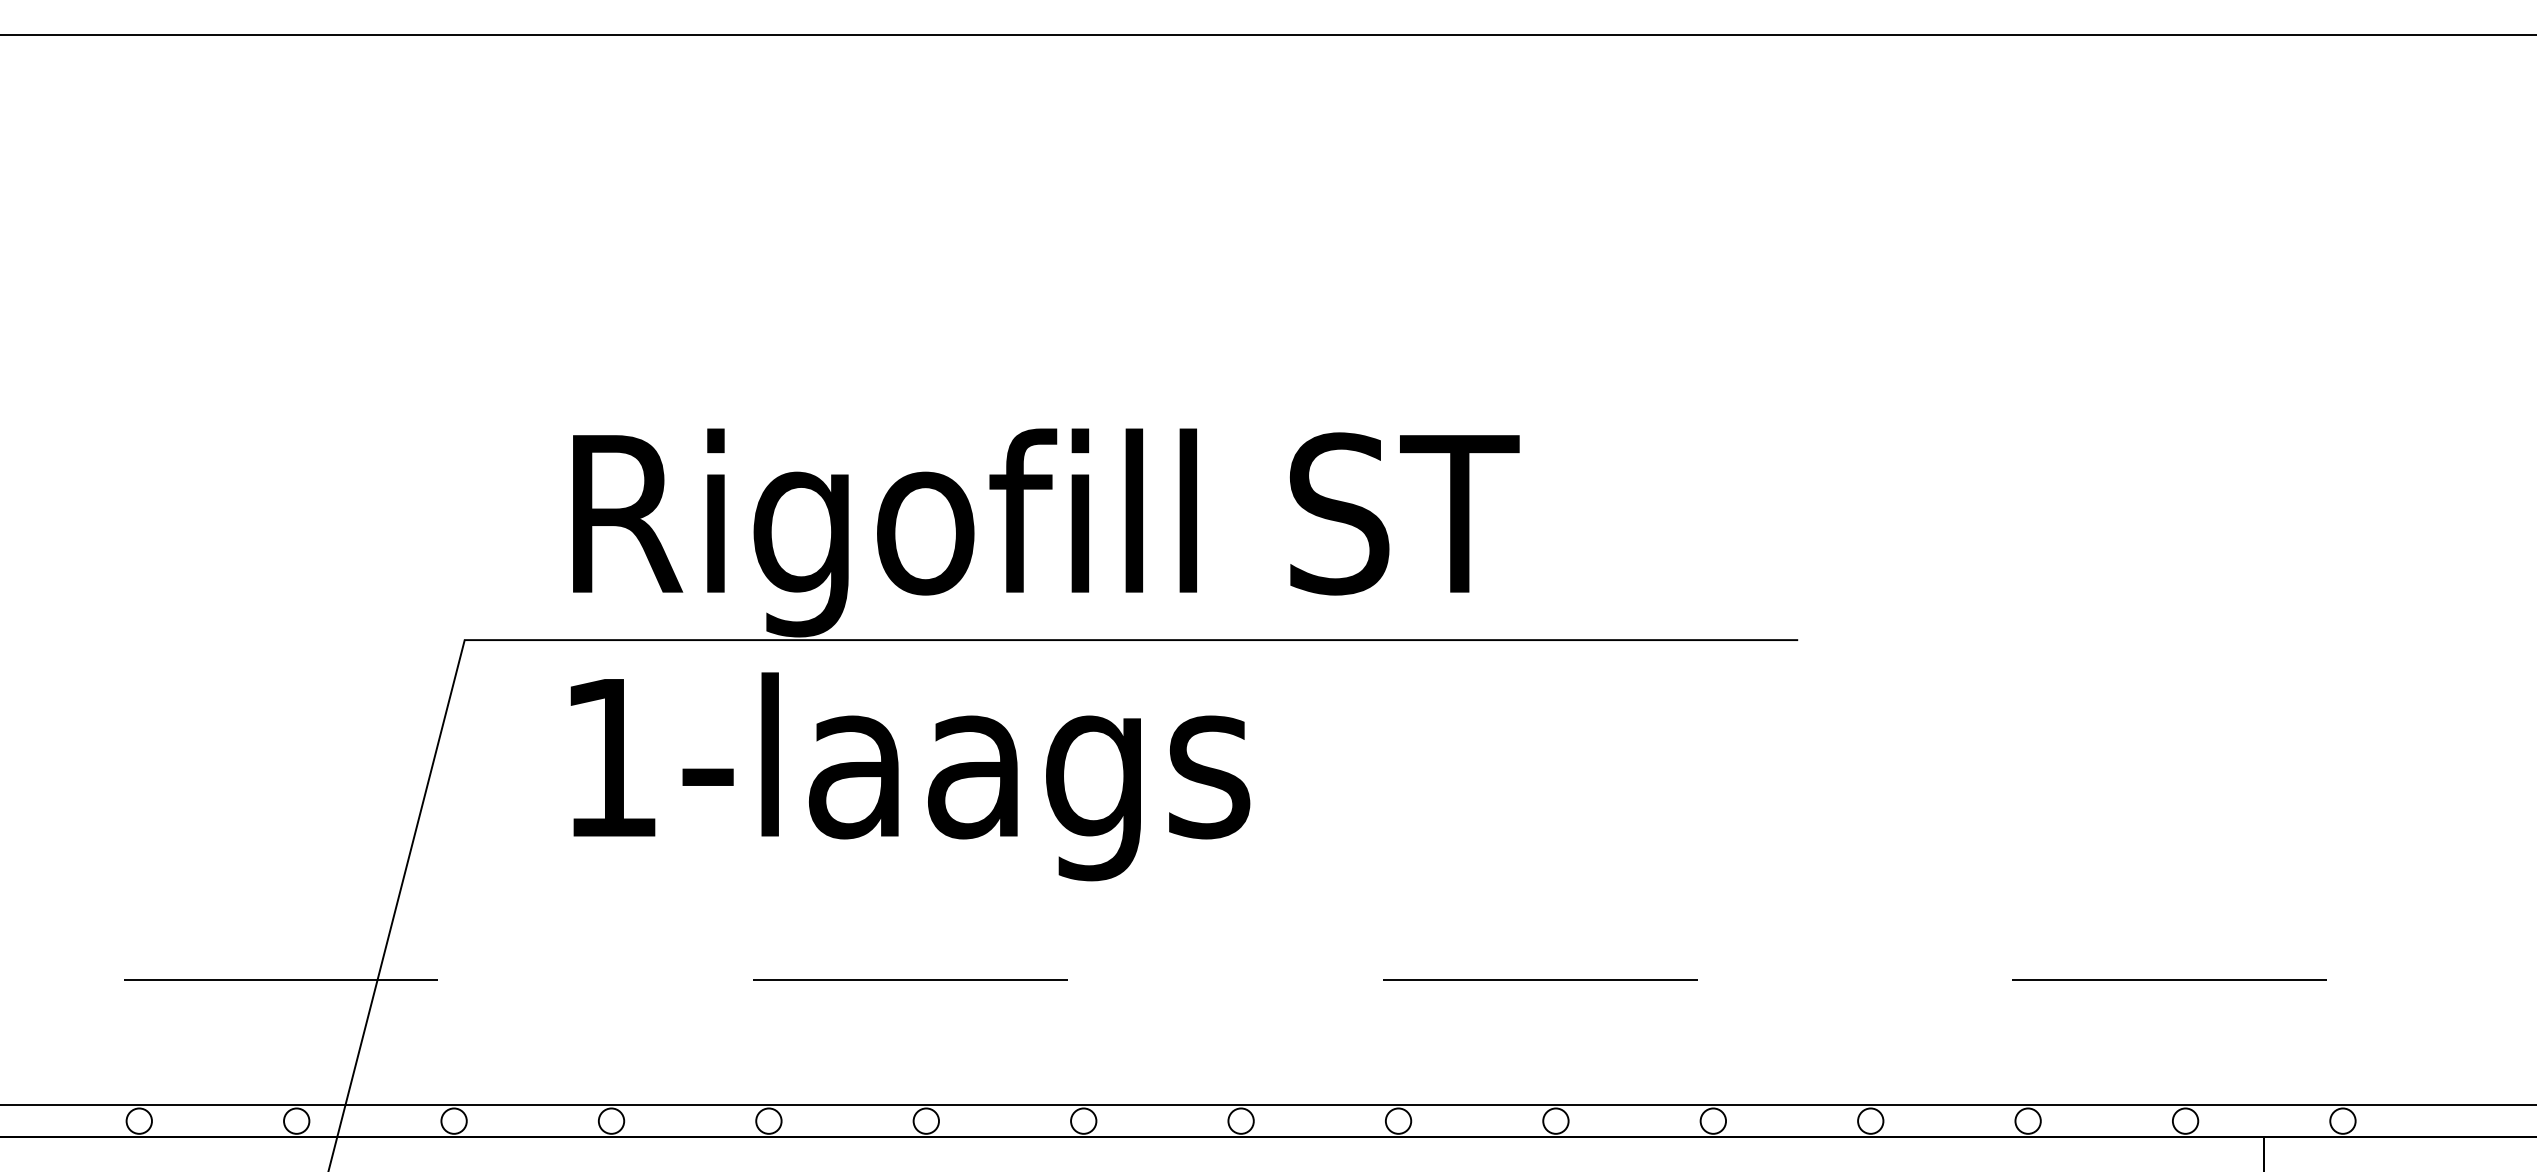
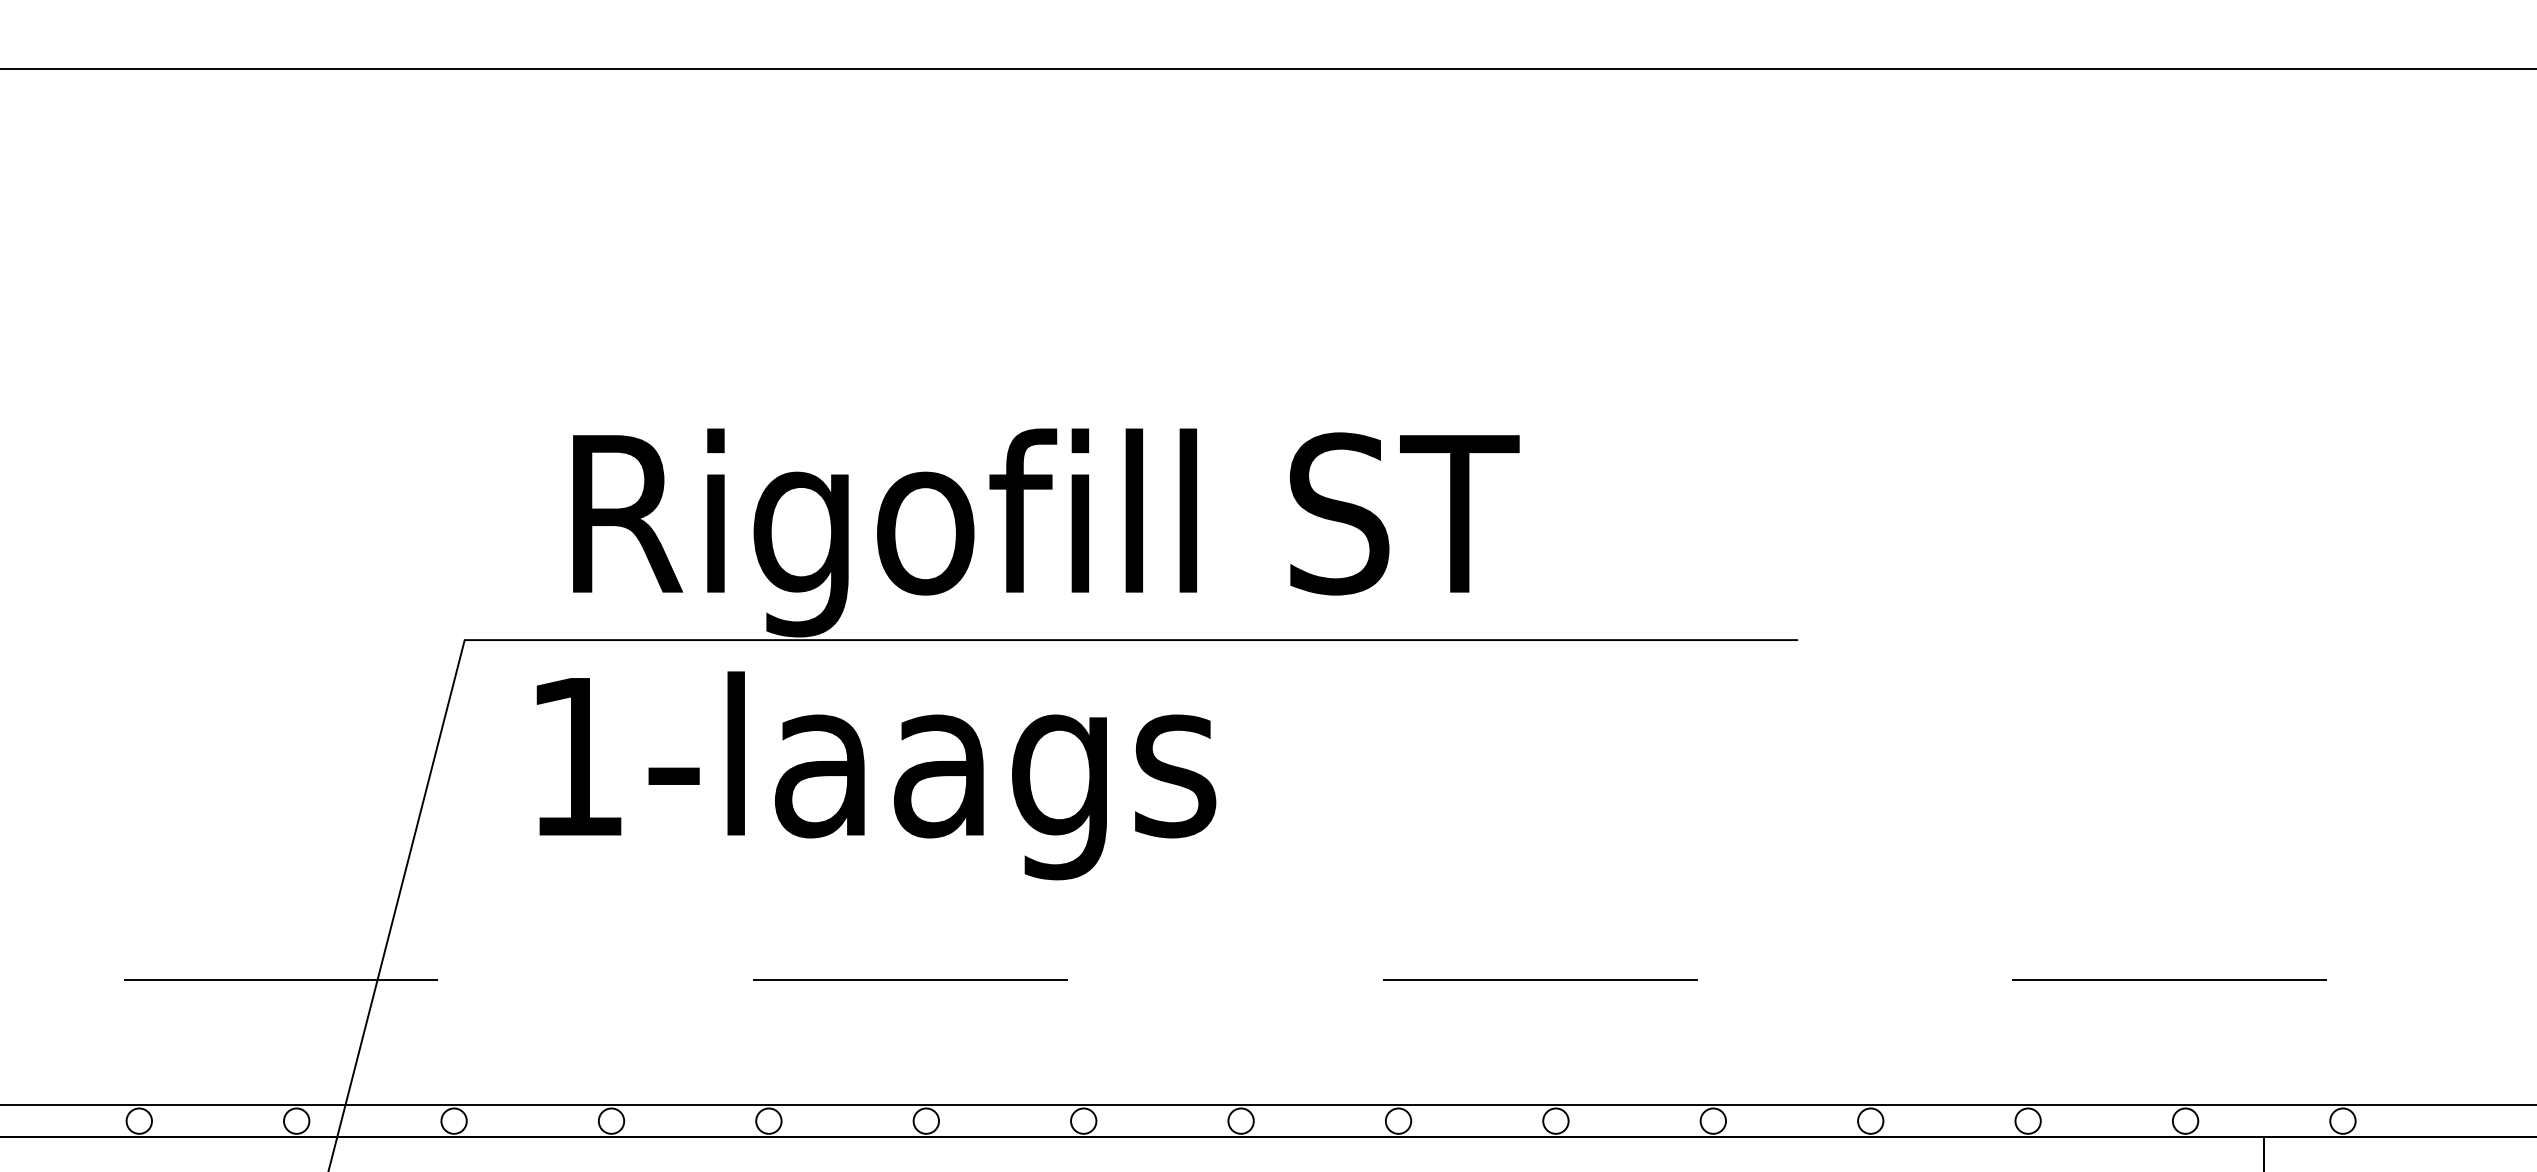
line position: (1267, 35) -> (1267, 69) (1267, 69)
text position: (910, 776) -> (876, 775) (876, 775)
